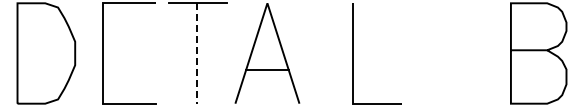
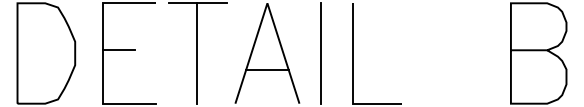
line: none -> present (118, 50)
line: dashed -> solid (196, 53)
line: none -> present (320, 53)
